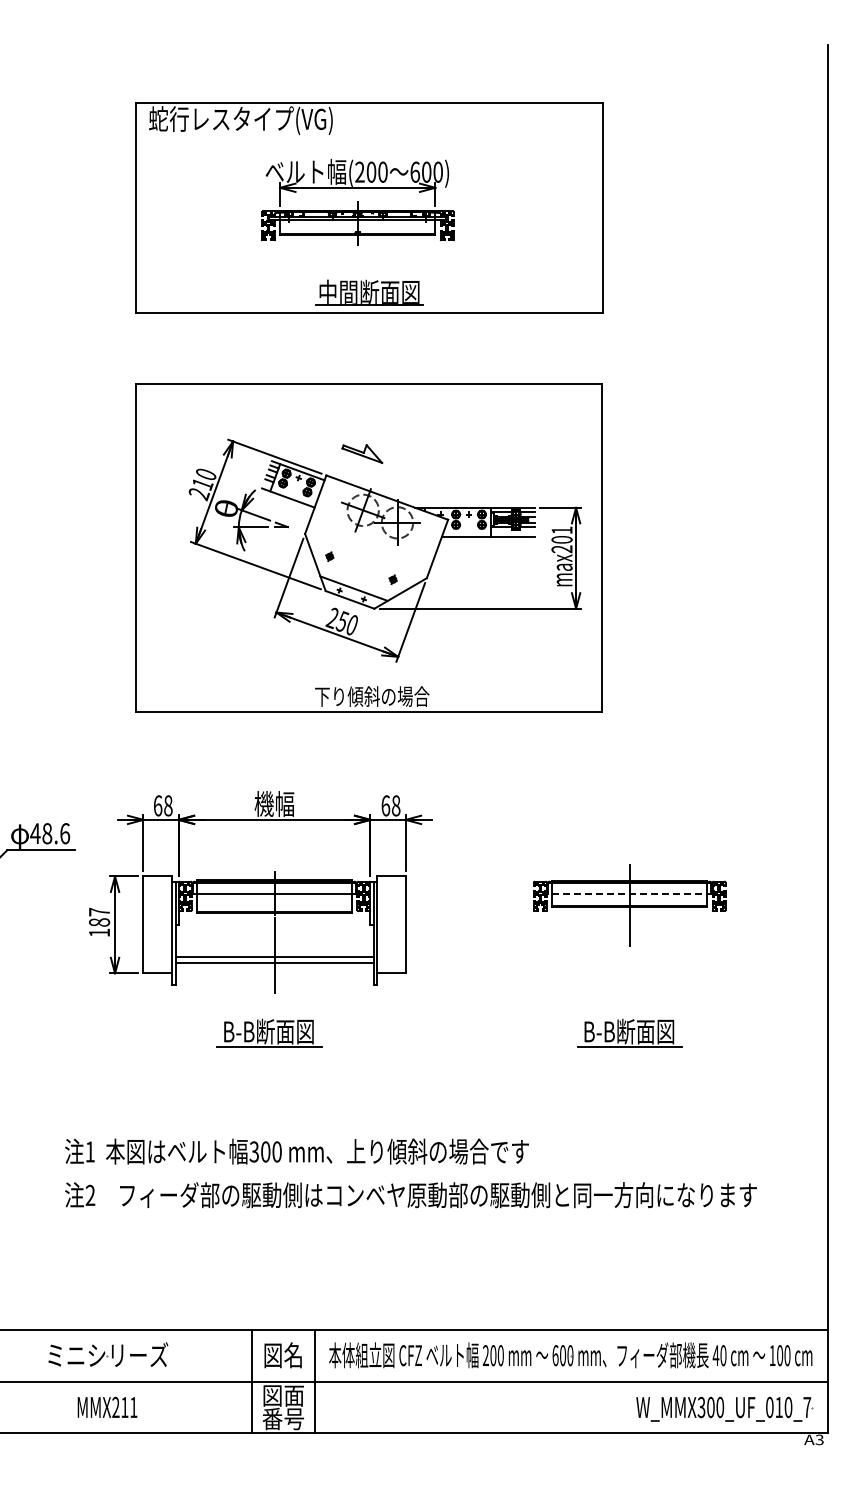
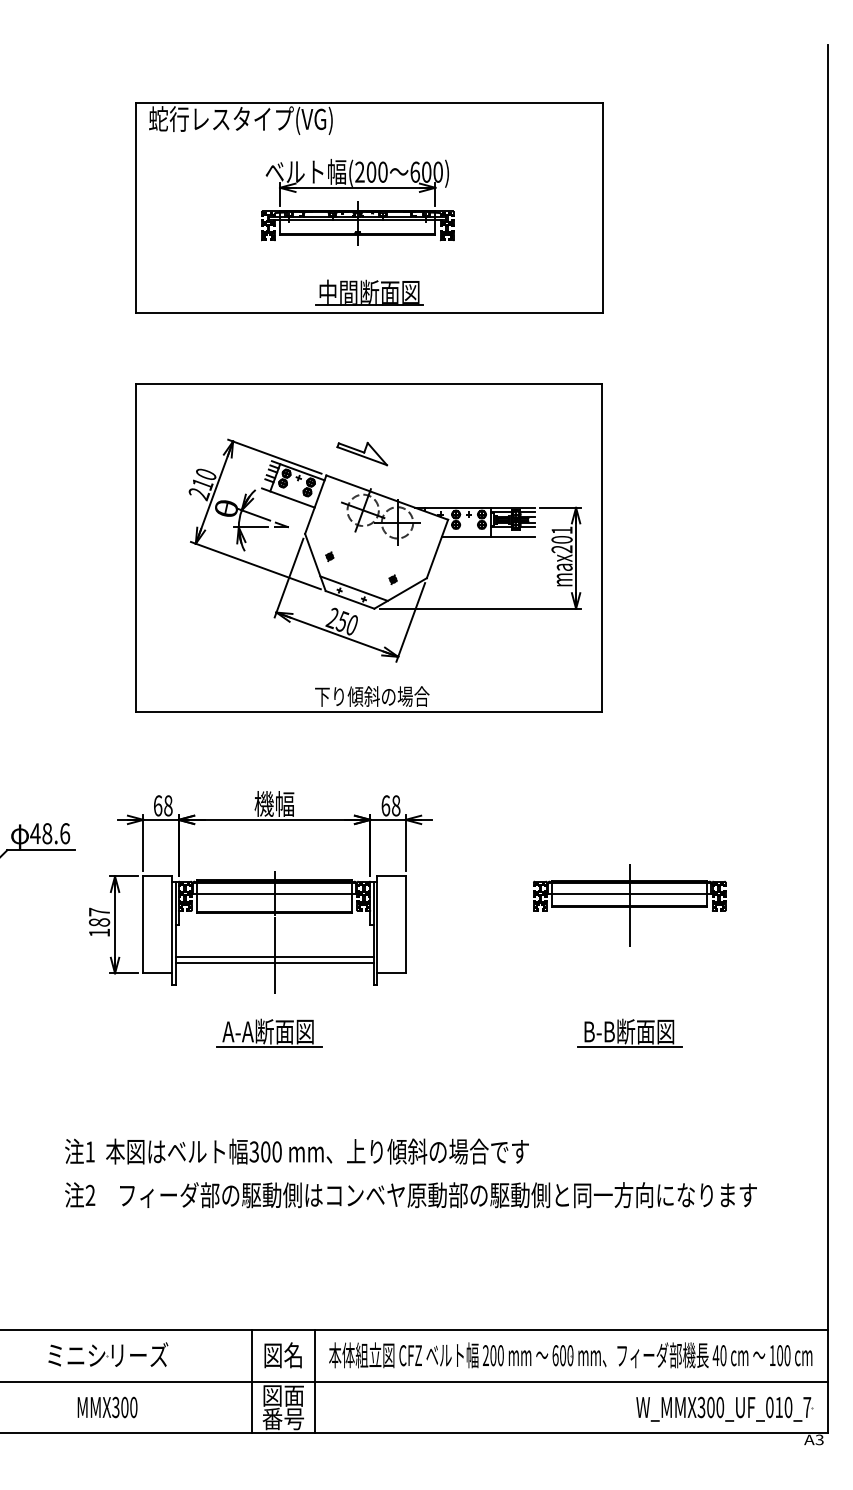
part size: 43x20 px -> 53x26 px (362, 453)
line: dashed -> solid (629, 893)
text: B-B断面図 -> A-A断面図 (266, 1031)
text: MMX211 -> MMX300 (124, 1407)
